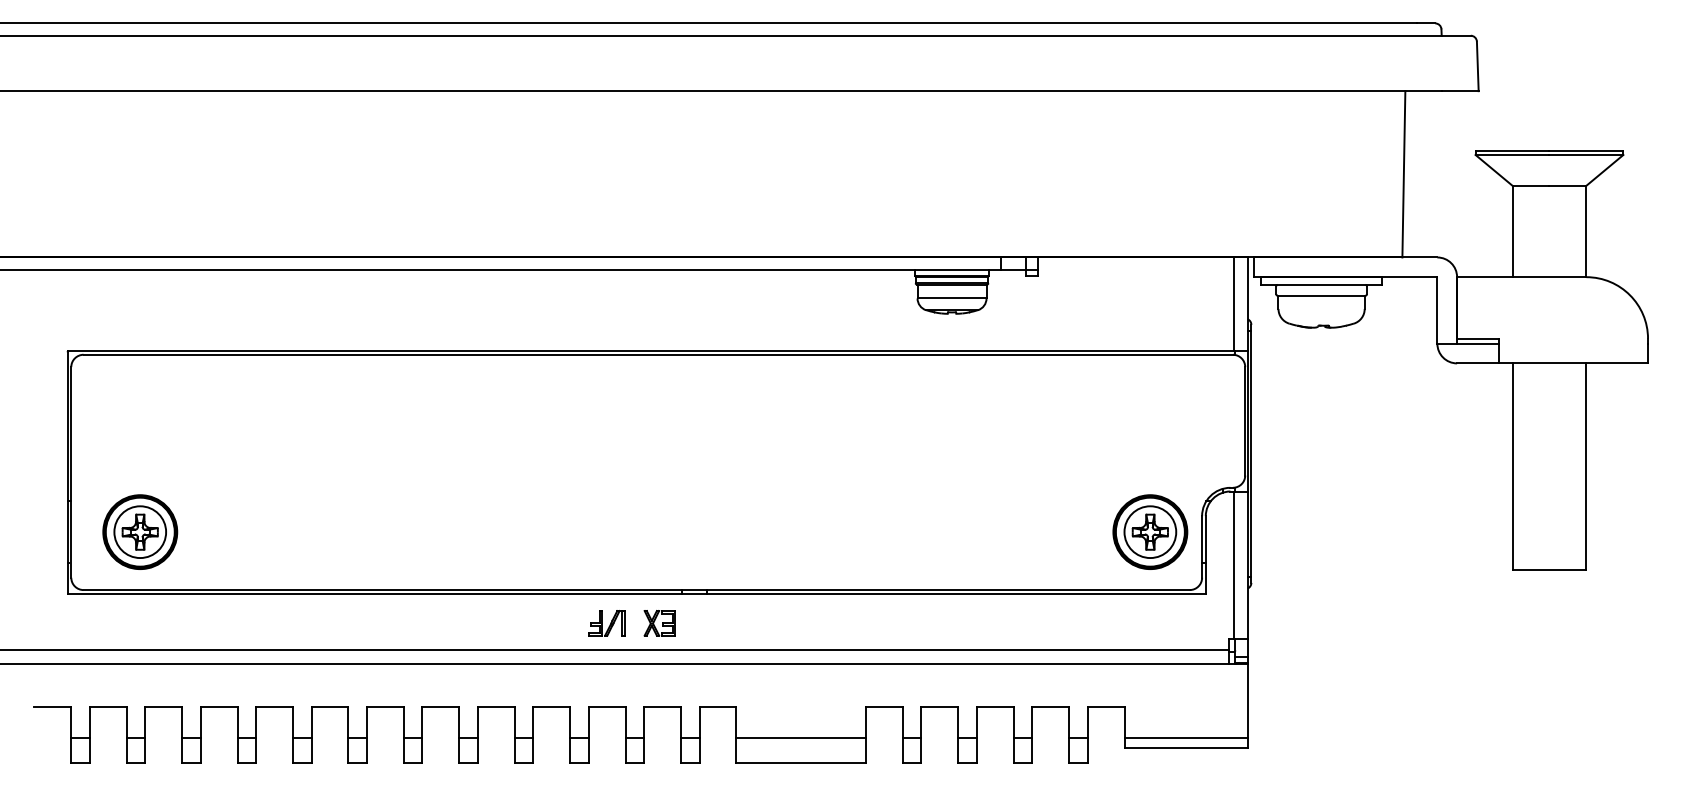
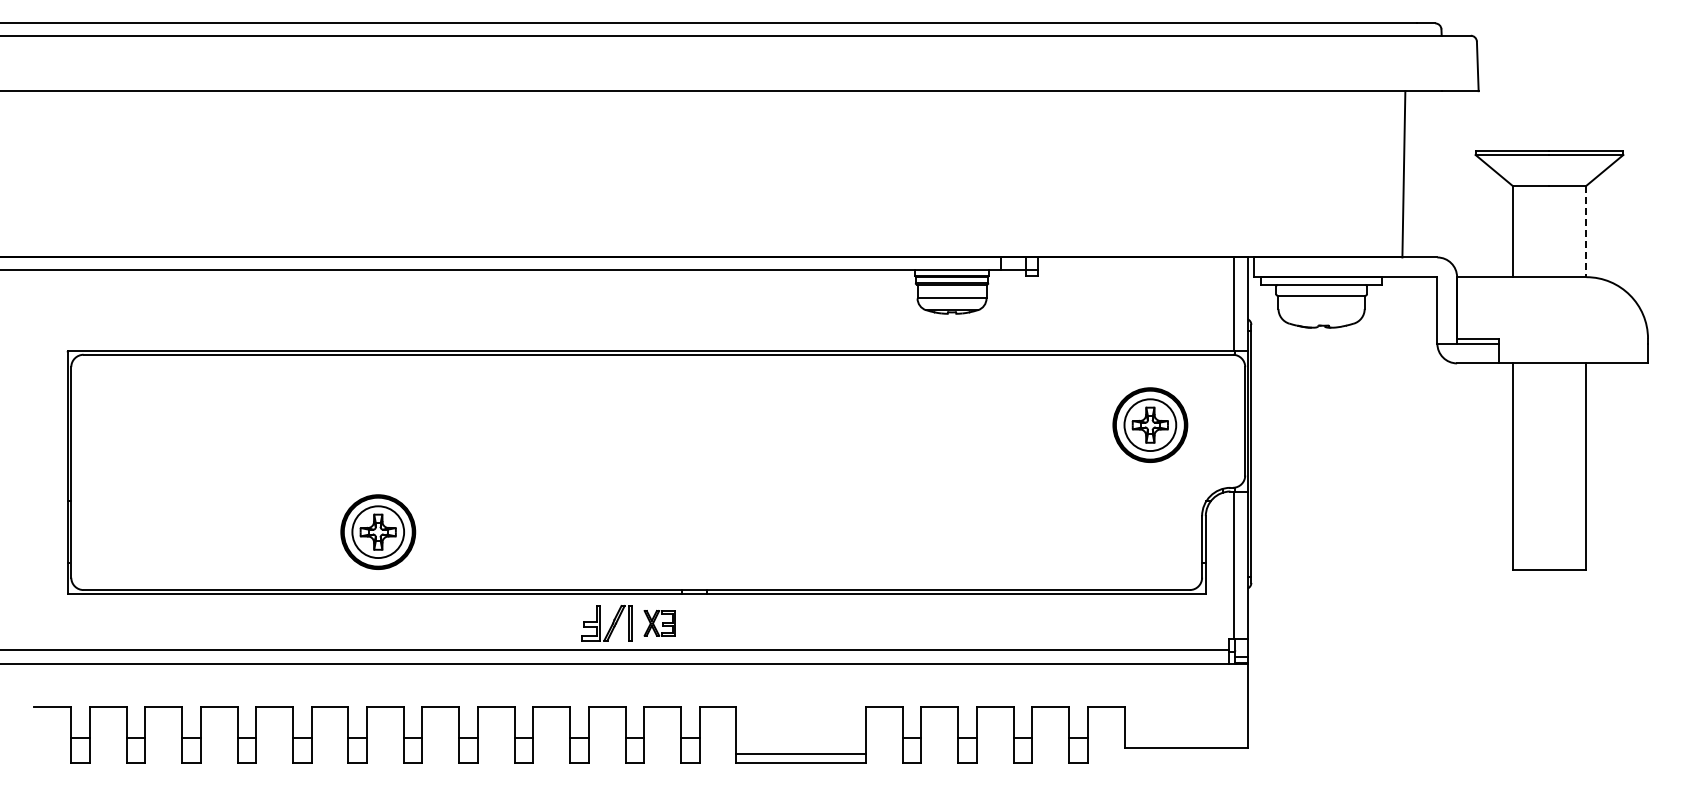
line: solid -> dashed (1586, 231)
part position: (140, 531) -> (378, 531) (378, 531)
part position: (1150, 531) -> (1150, 424) (1150, 424)
part size: 38x27 px -> 52x37 px (606, 623)
line position: (800, 737) -> (800, 753) (800, 753)
line: present -> none (1185, 737)
